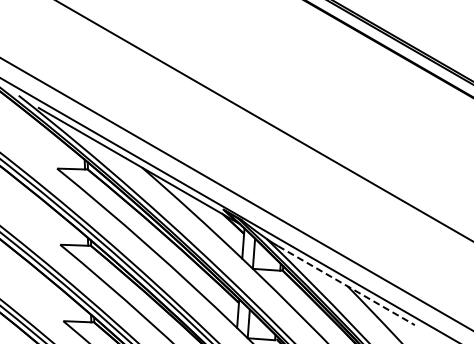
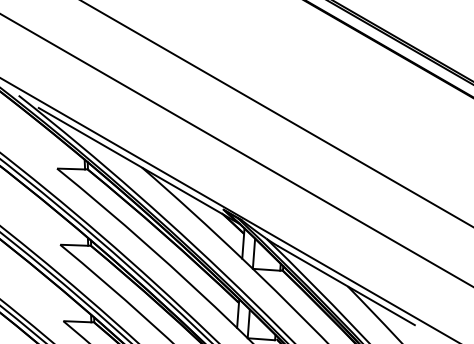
line position: (264, 121) -> (276, 113) (276, 113)
line position: (236, 194) -> (236, 150) (236, 150)
line: dashed -> solid (346, 285)
